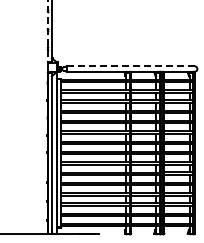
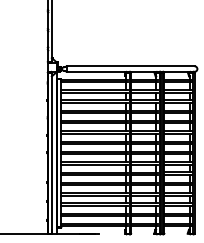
line: dashed -> solid (47, 31)
line: dashed -> solid (130, 66)
